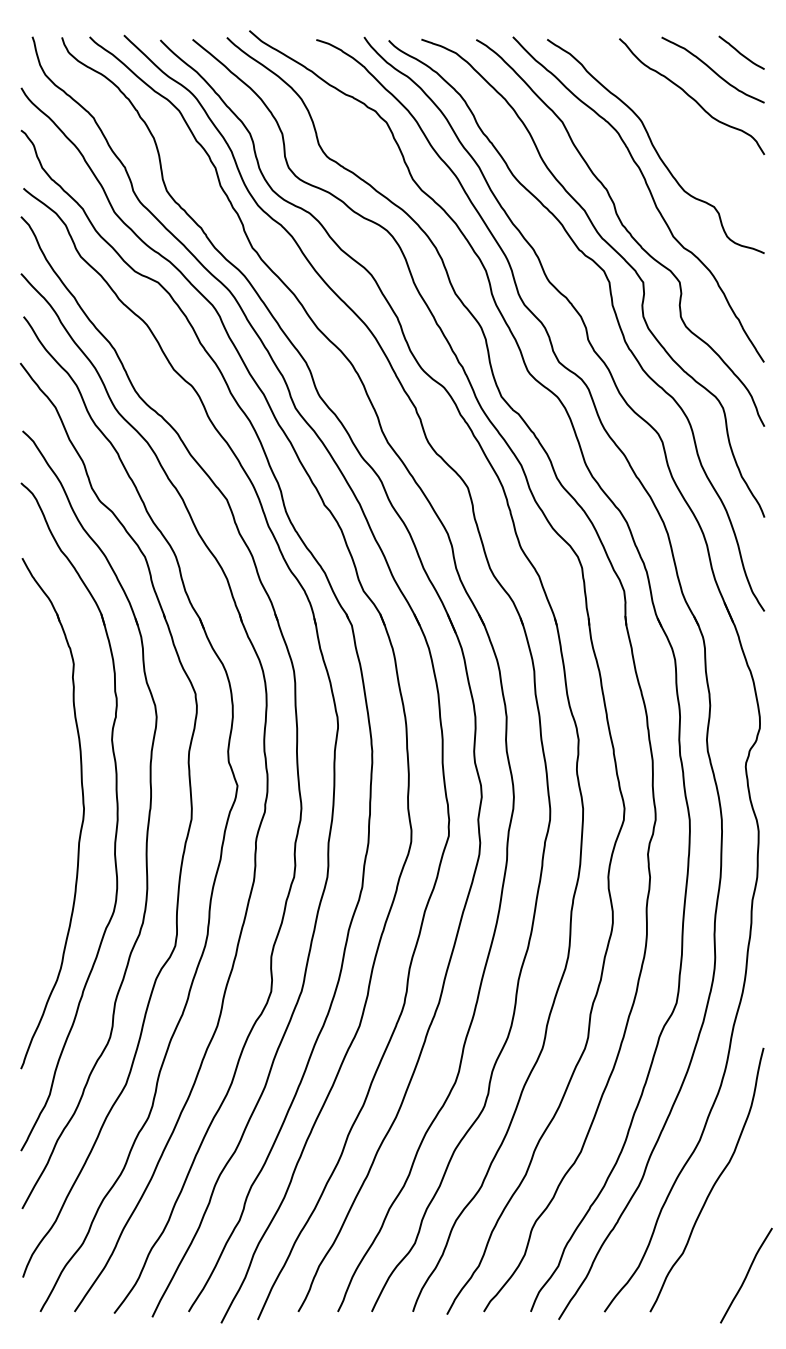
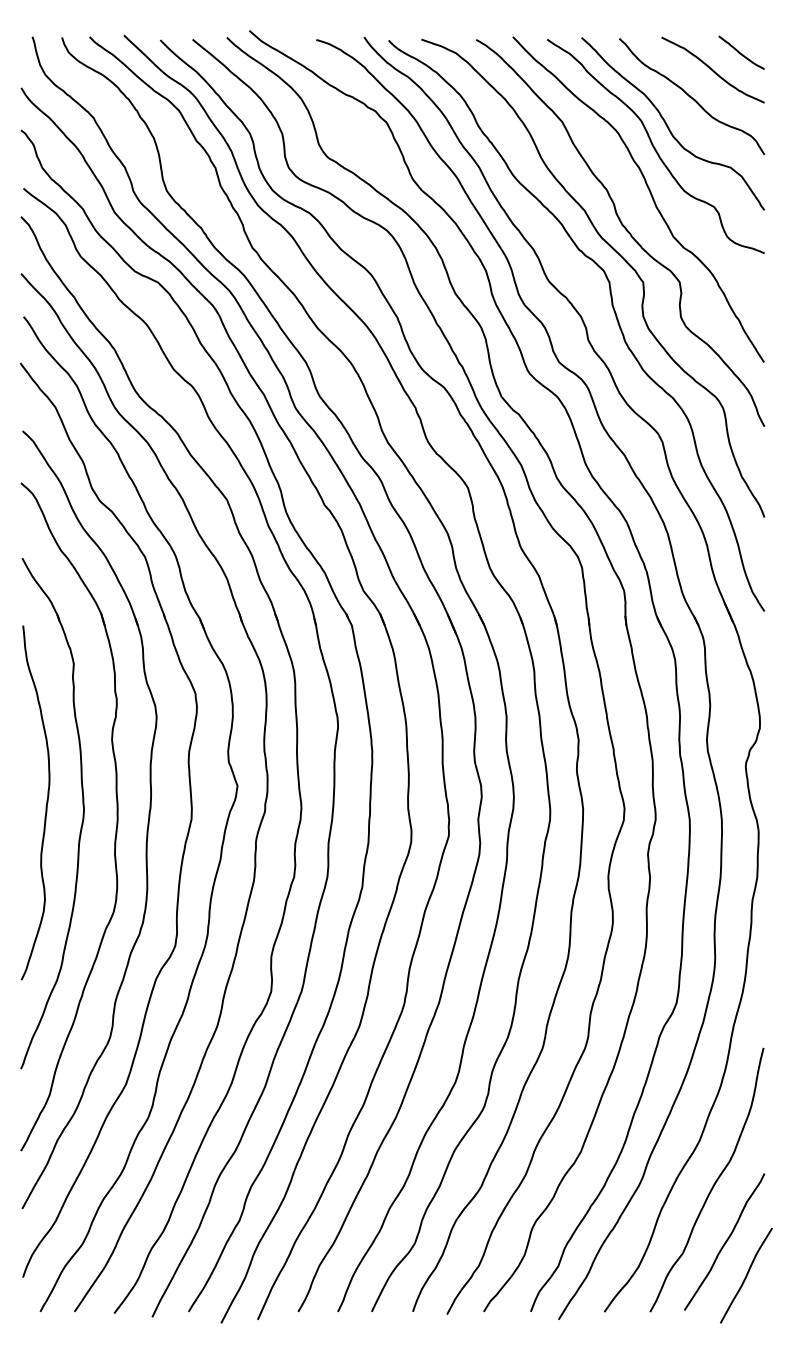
curve: none -> present (669, 127)
curve: none -> present (45, 806)
curve: none -> present (725, 1241)
